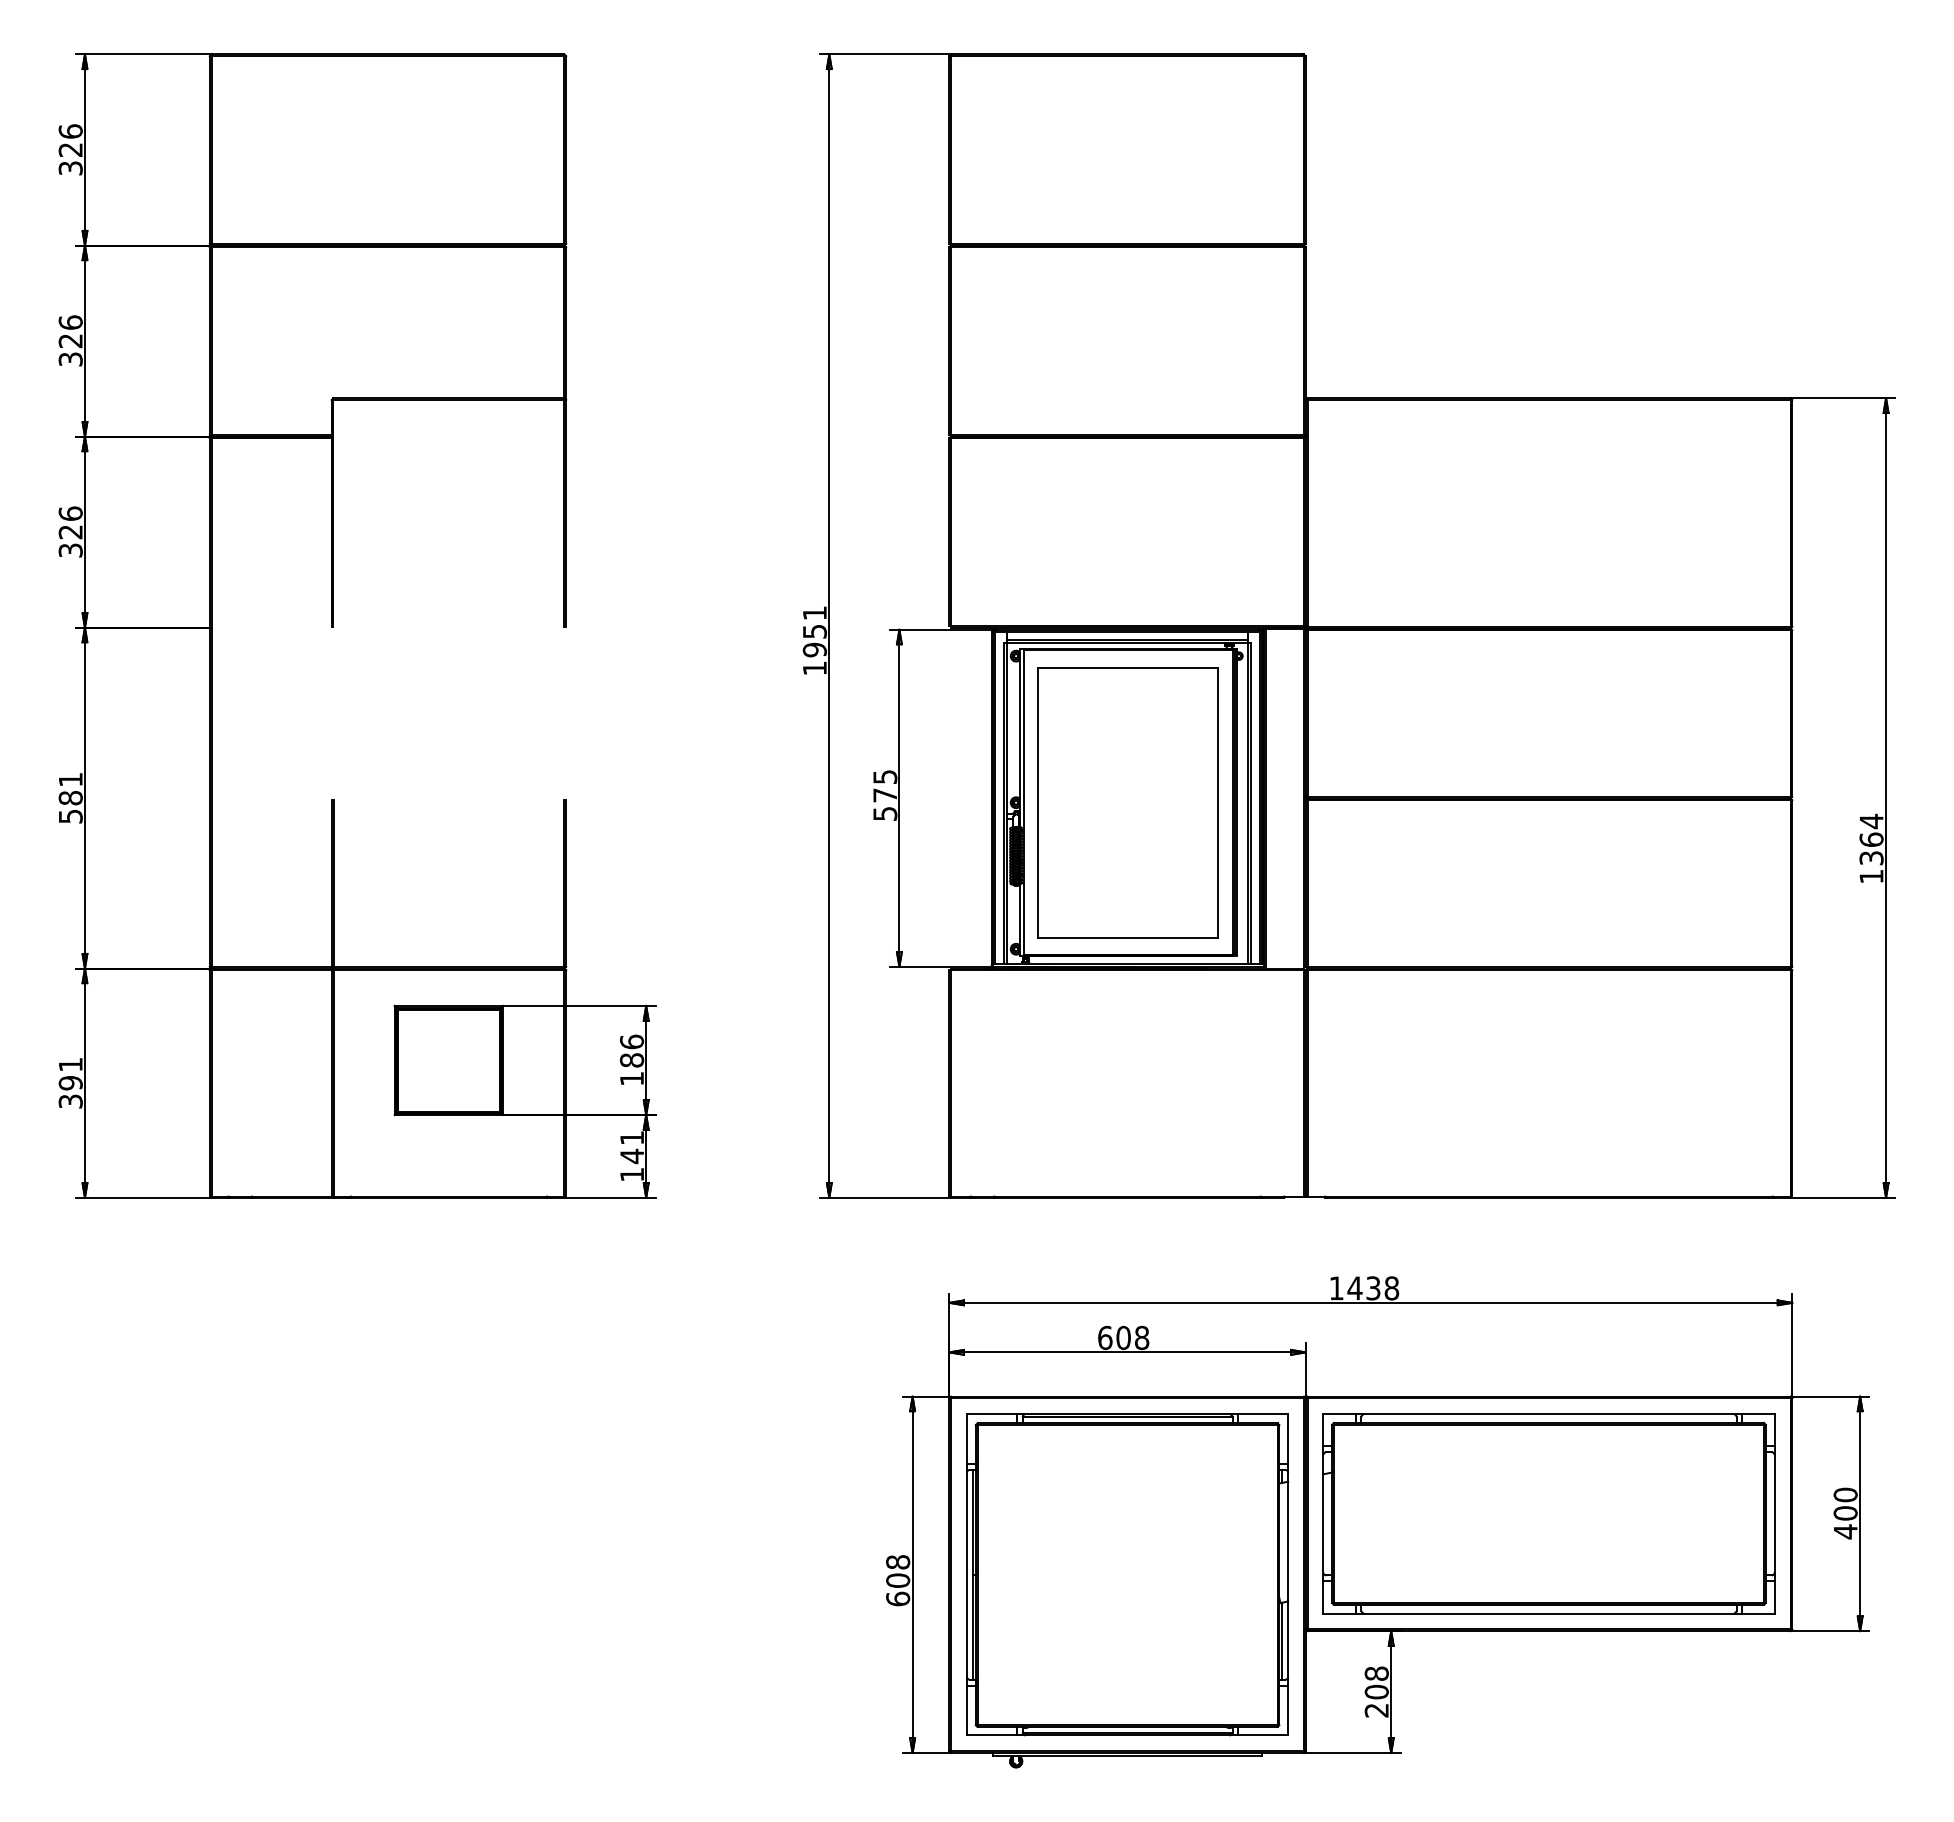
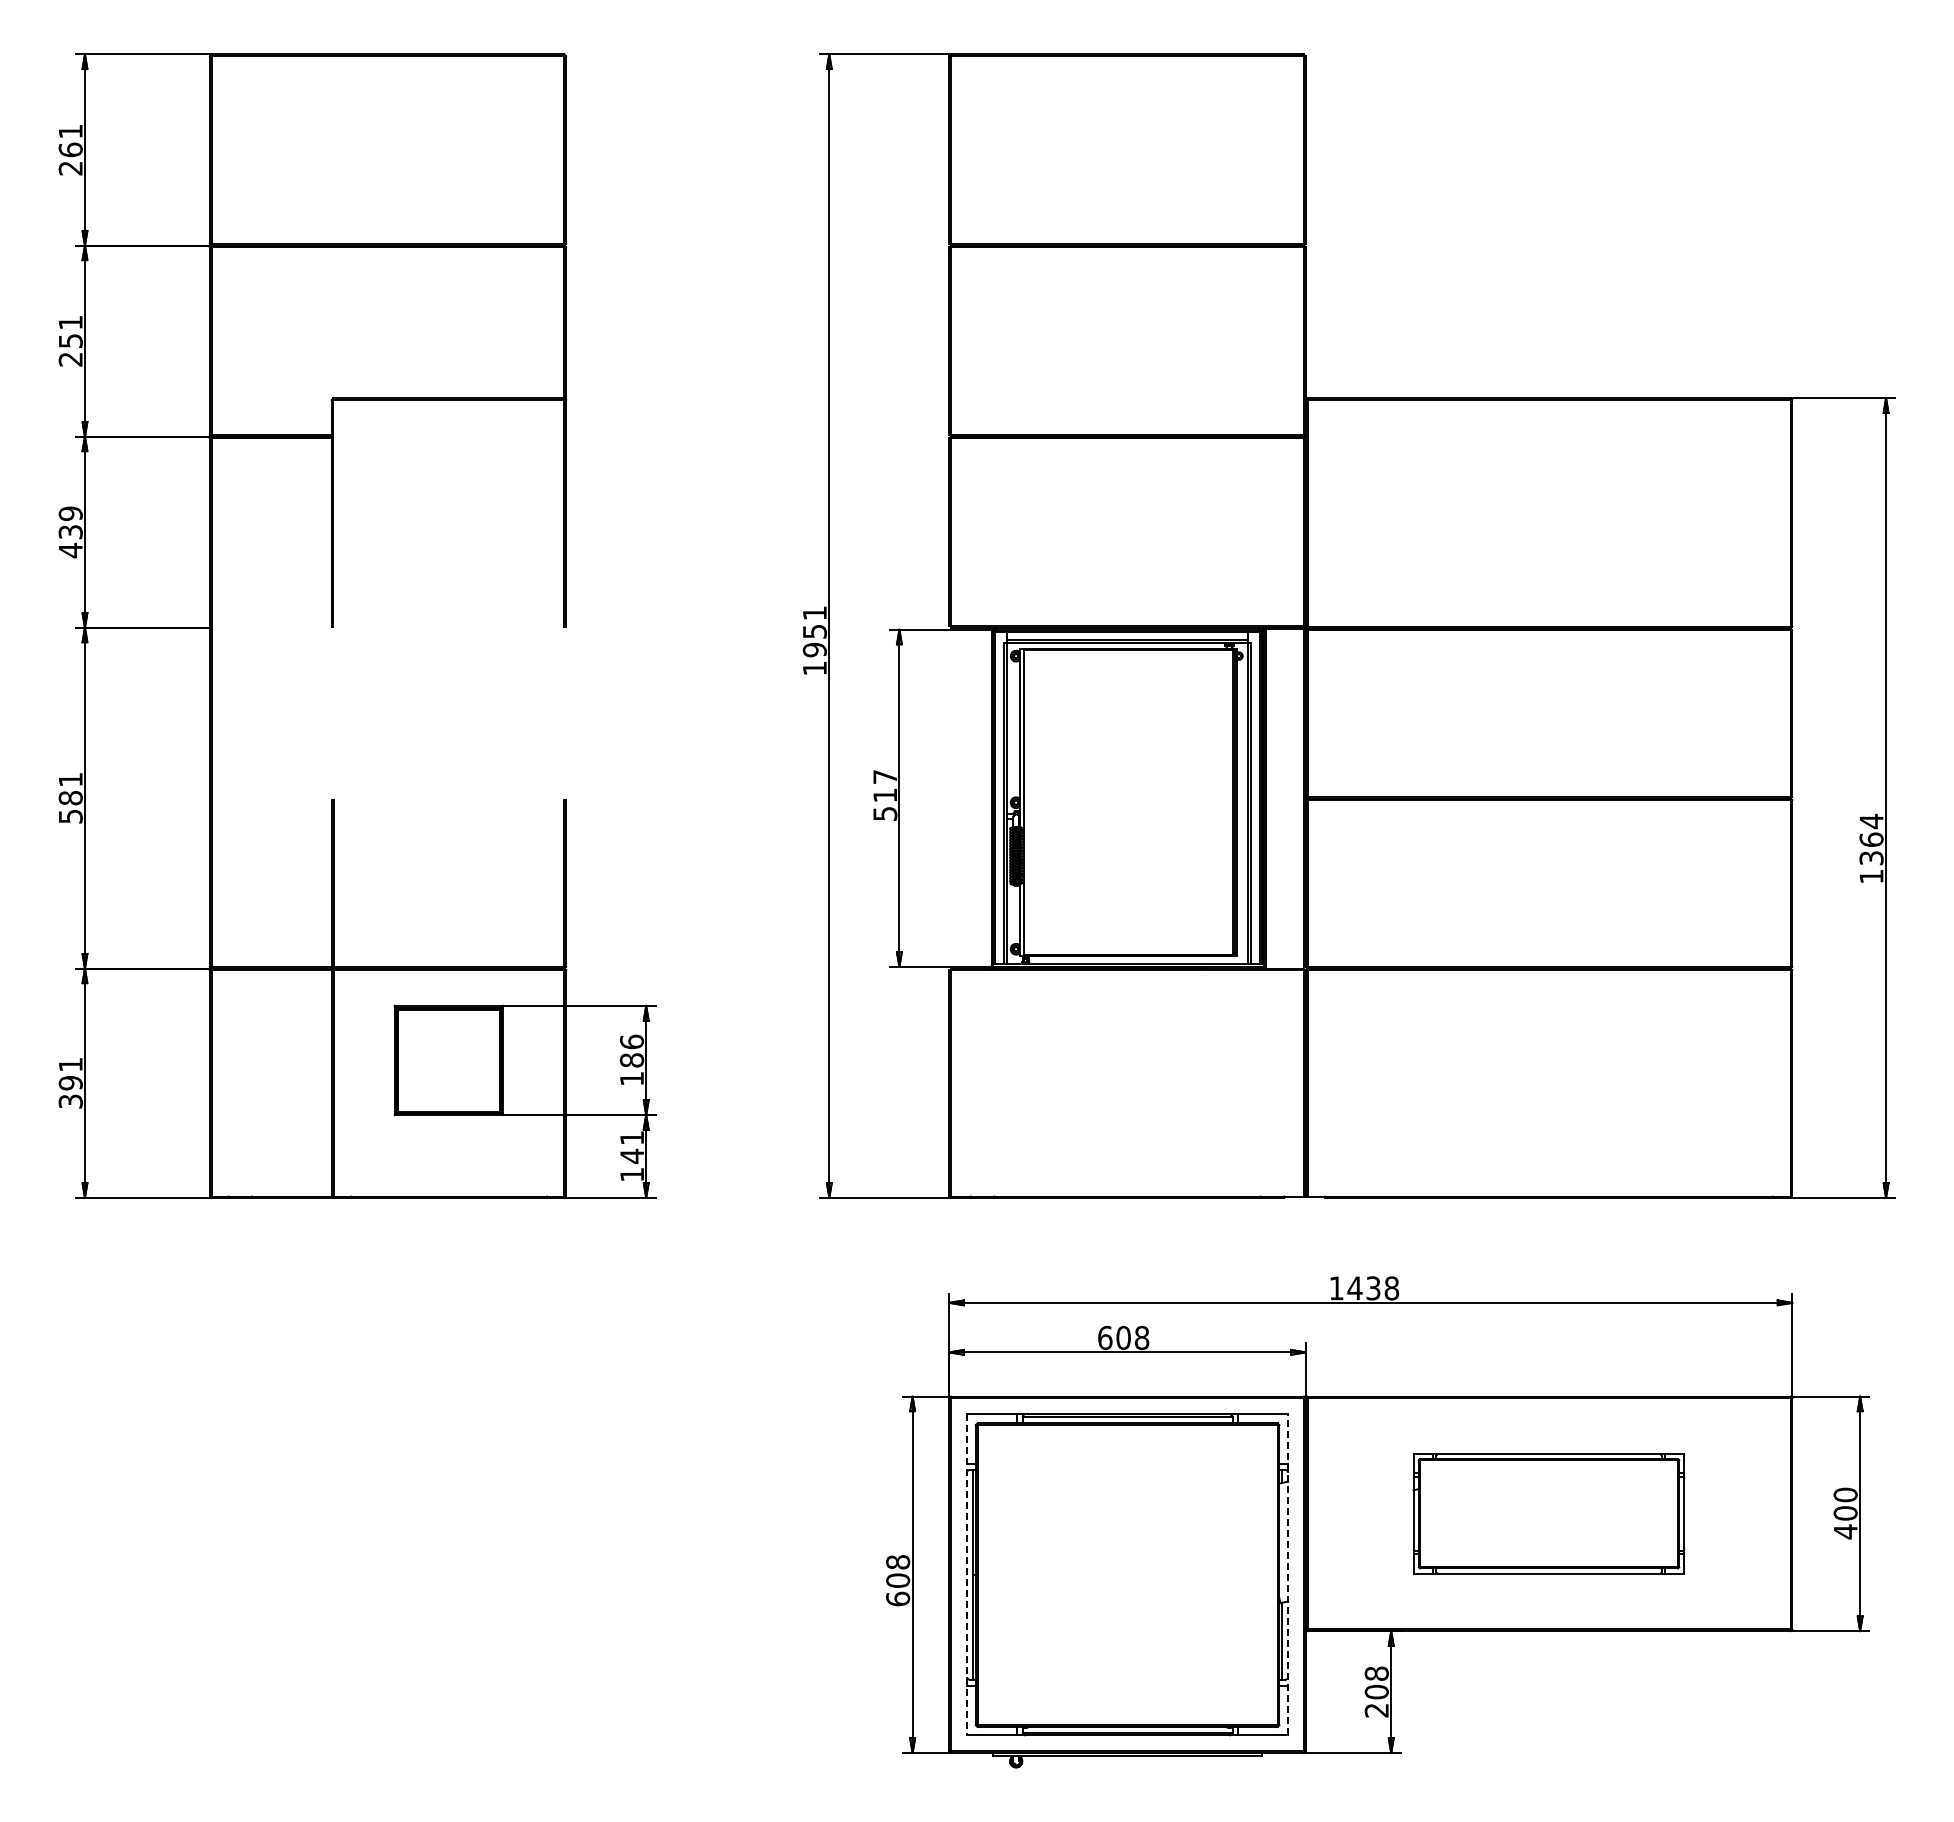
text: 326 -> 261 (70, 149)
text: 326 -> 251 (70, 340)
text: 326 -> 439 (70, 532)
text: 575 -> 517 (885, 786)
part: present -> none (1127, 802)
part size: 454x202 px -> 274x122 px (1548, 1513)
line: solid -> dashed (966, 1574)
line: solid -> dashed (1288, 1574)
